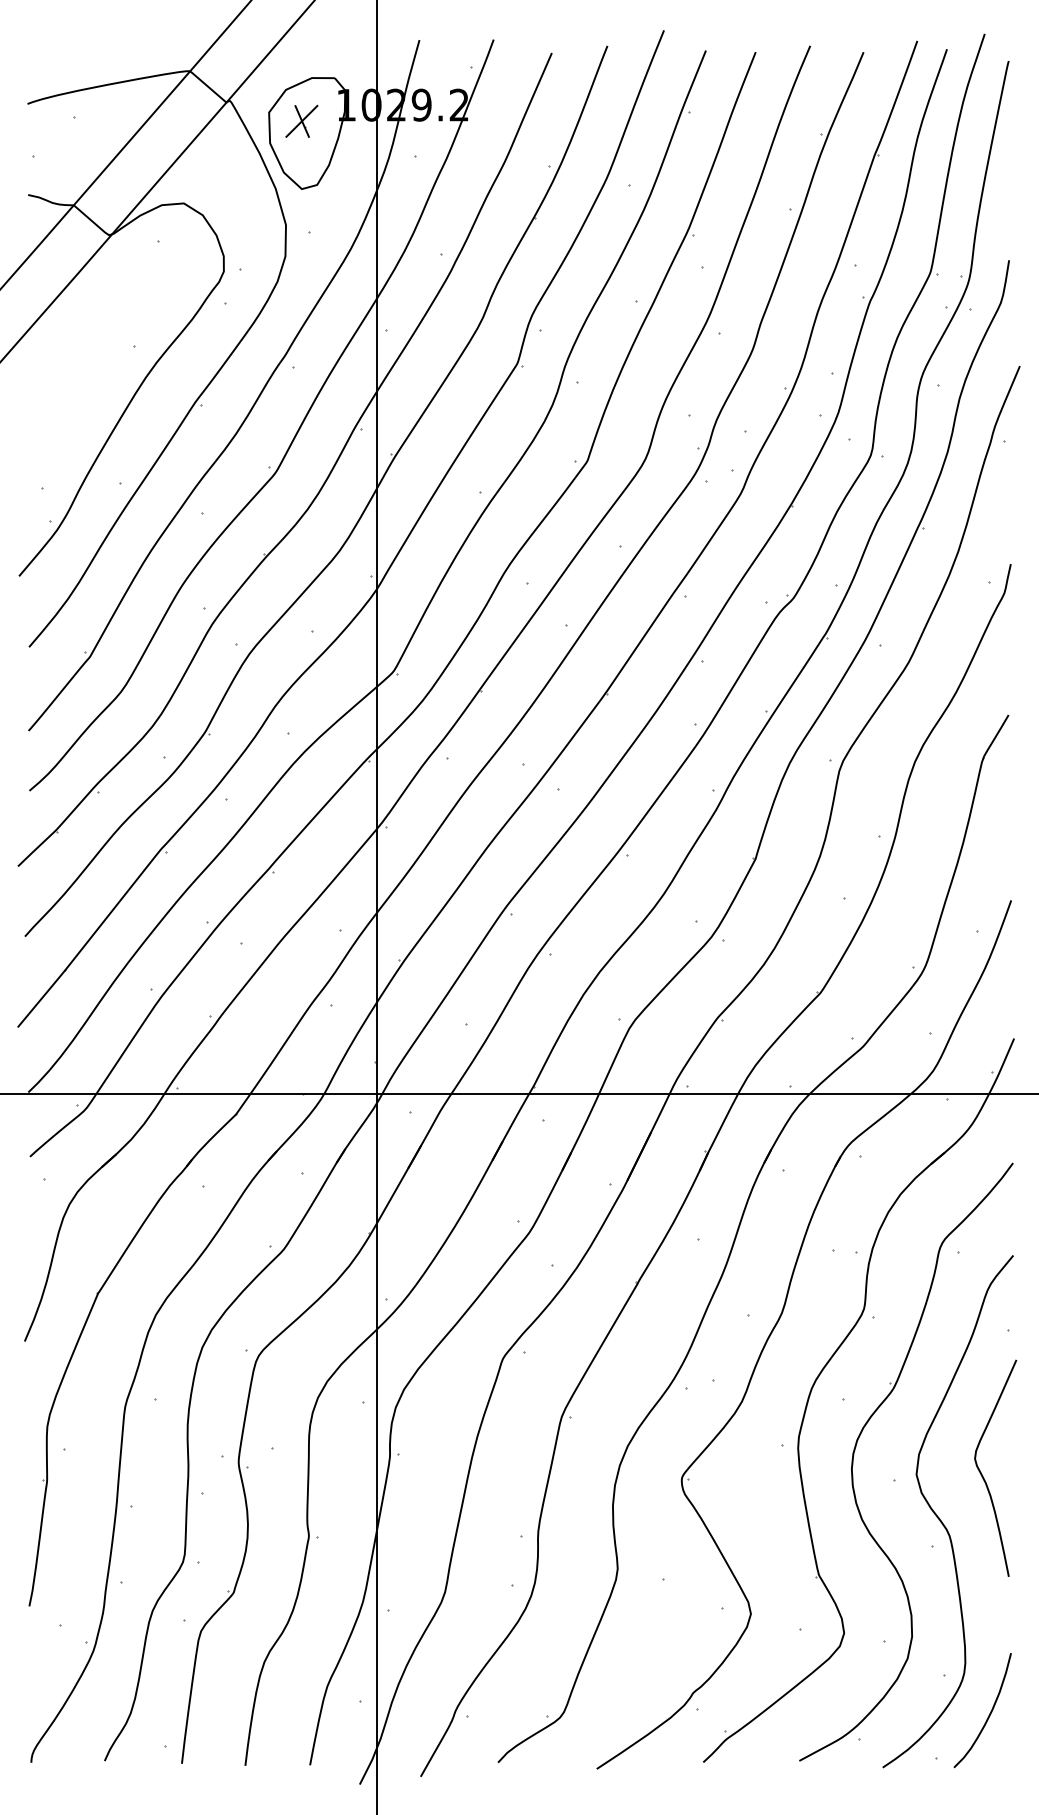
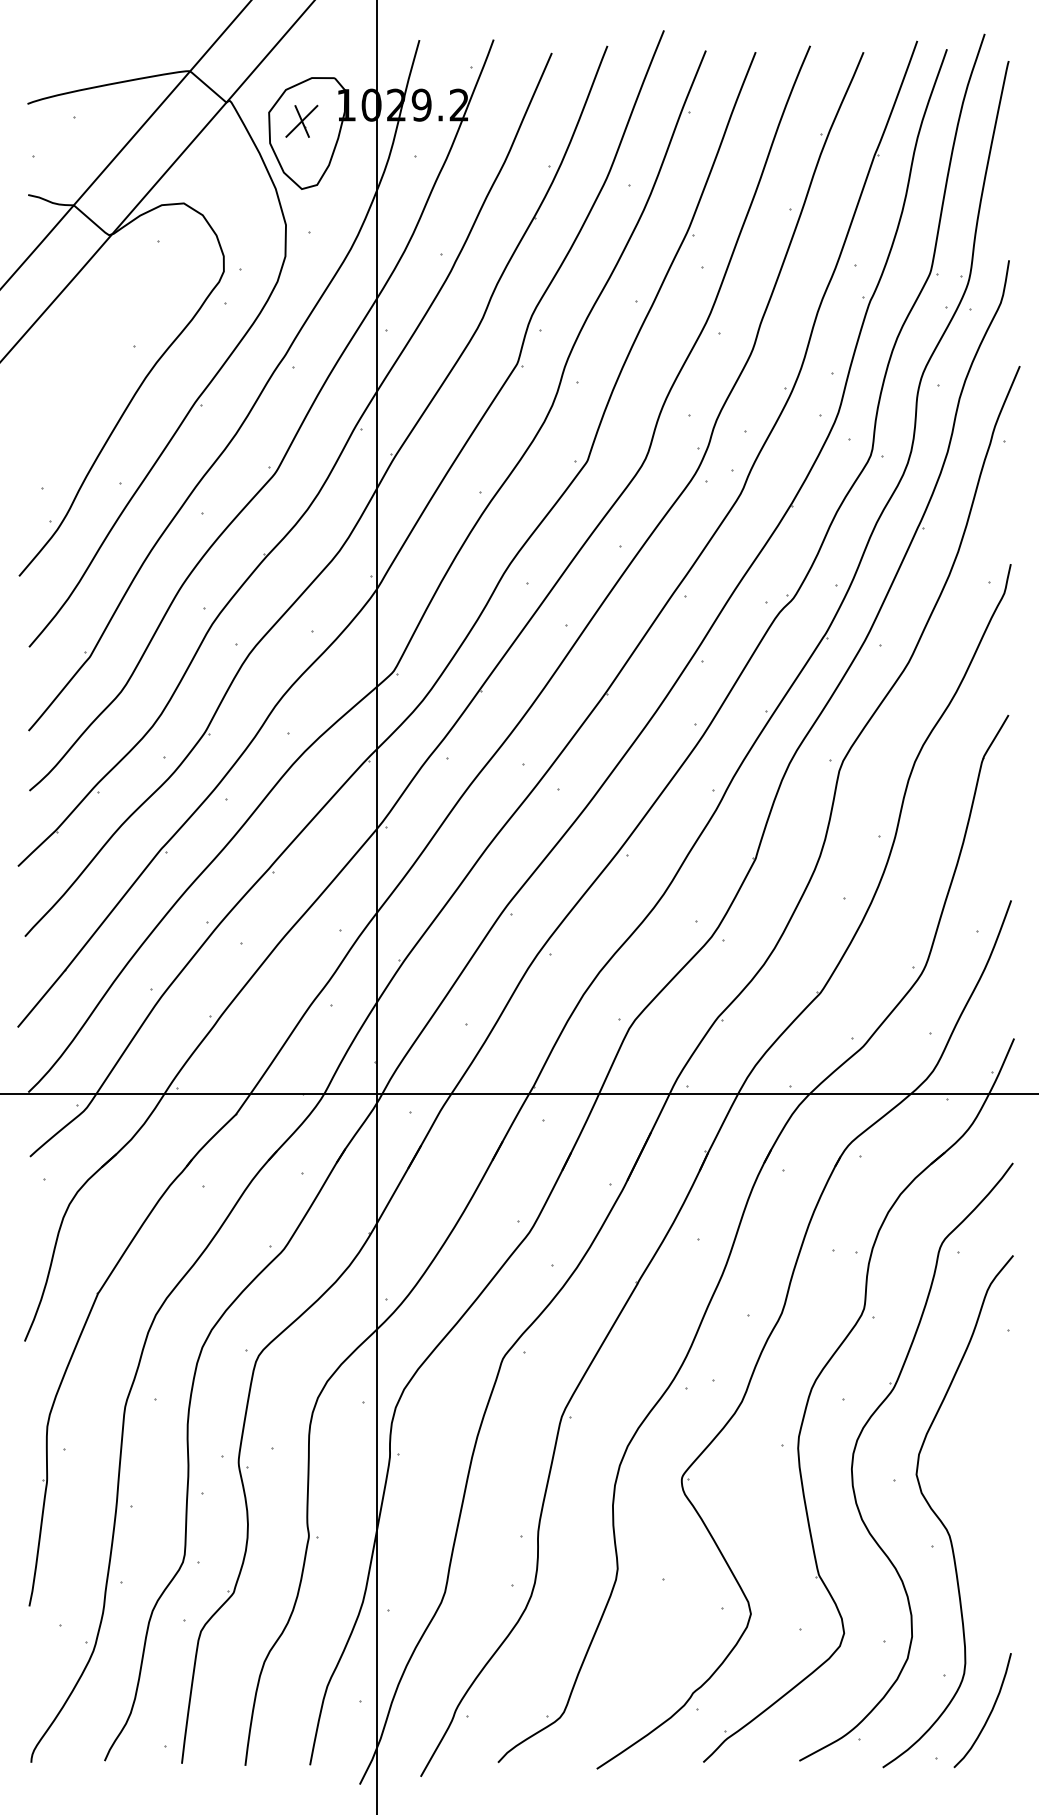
curve: present -> none (982, 1474)
